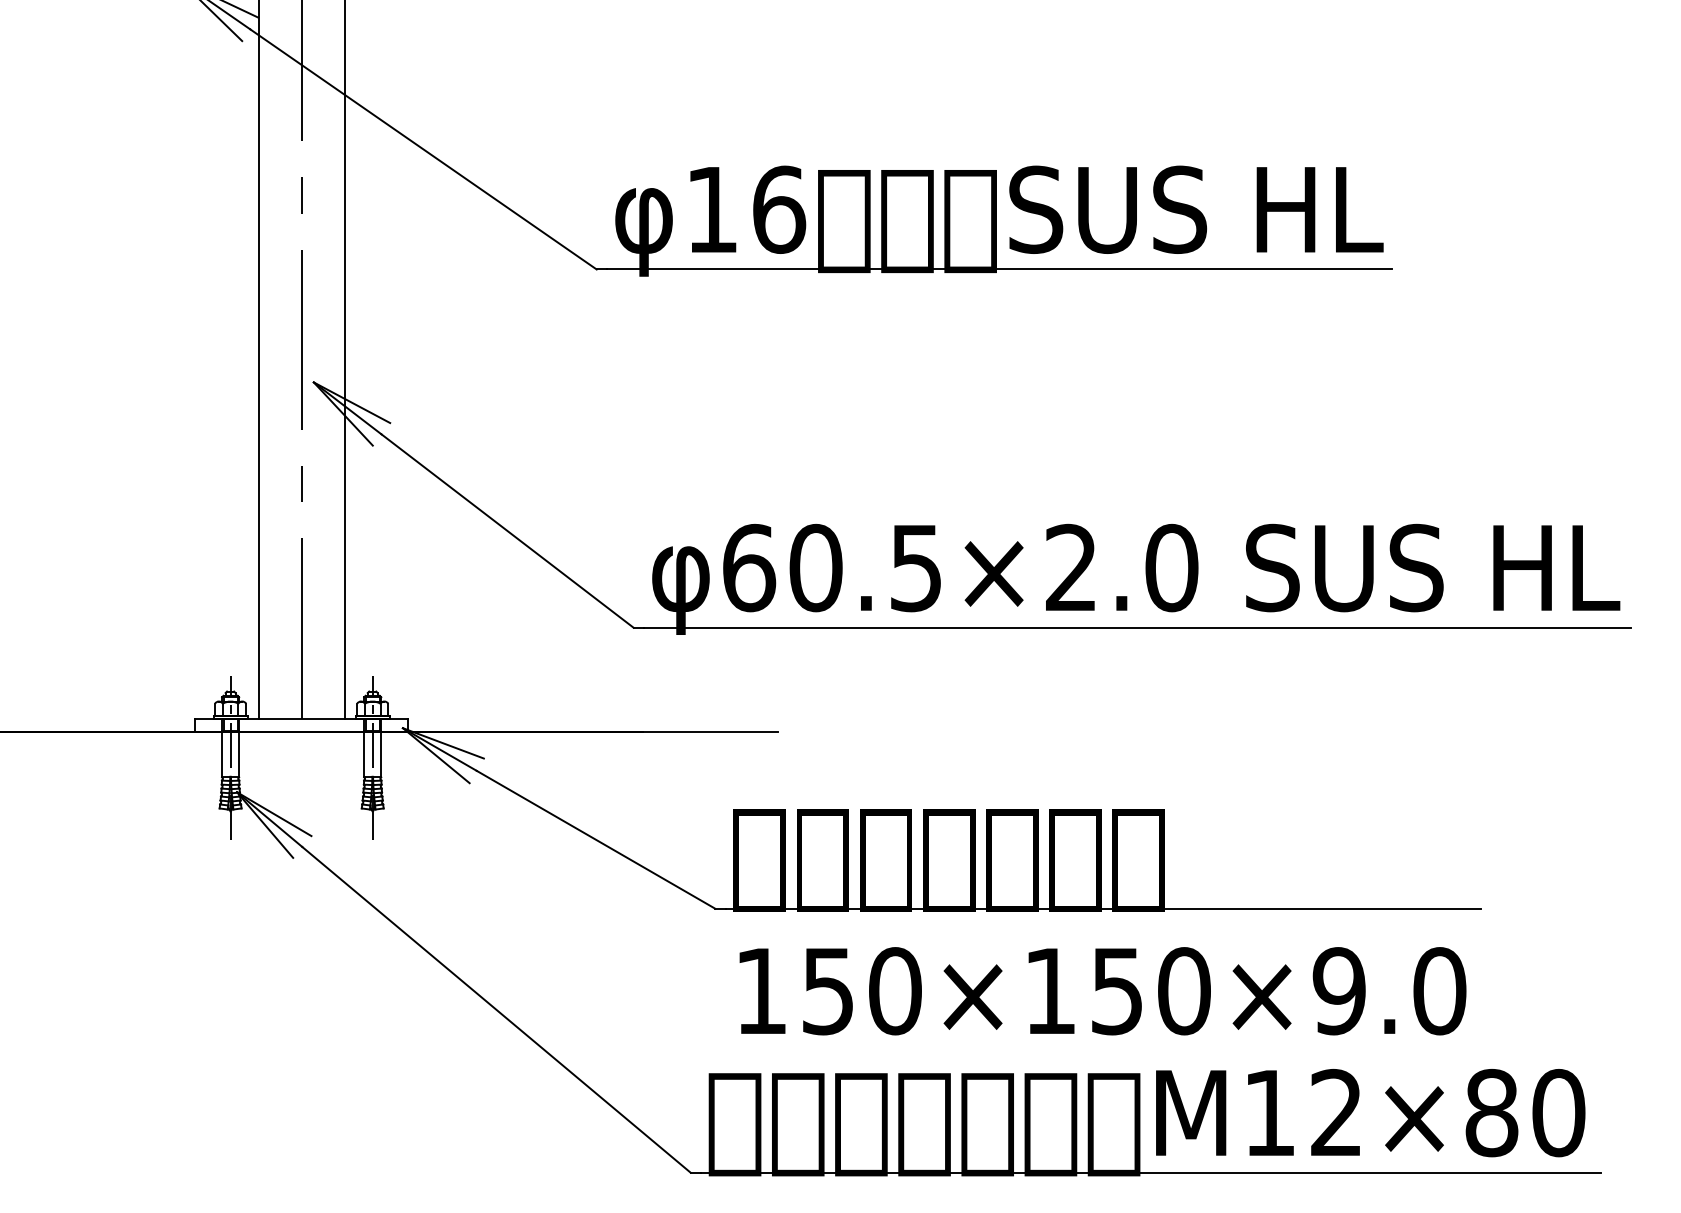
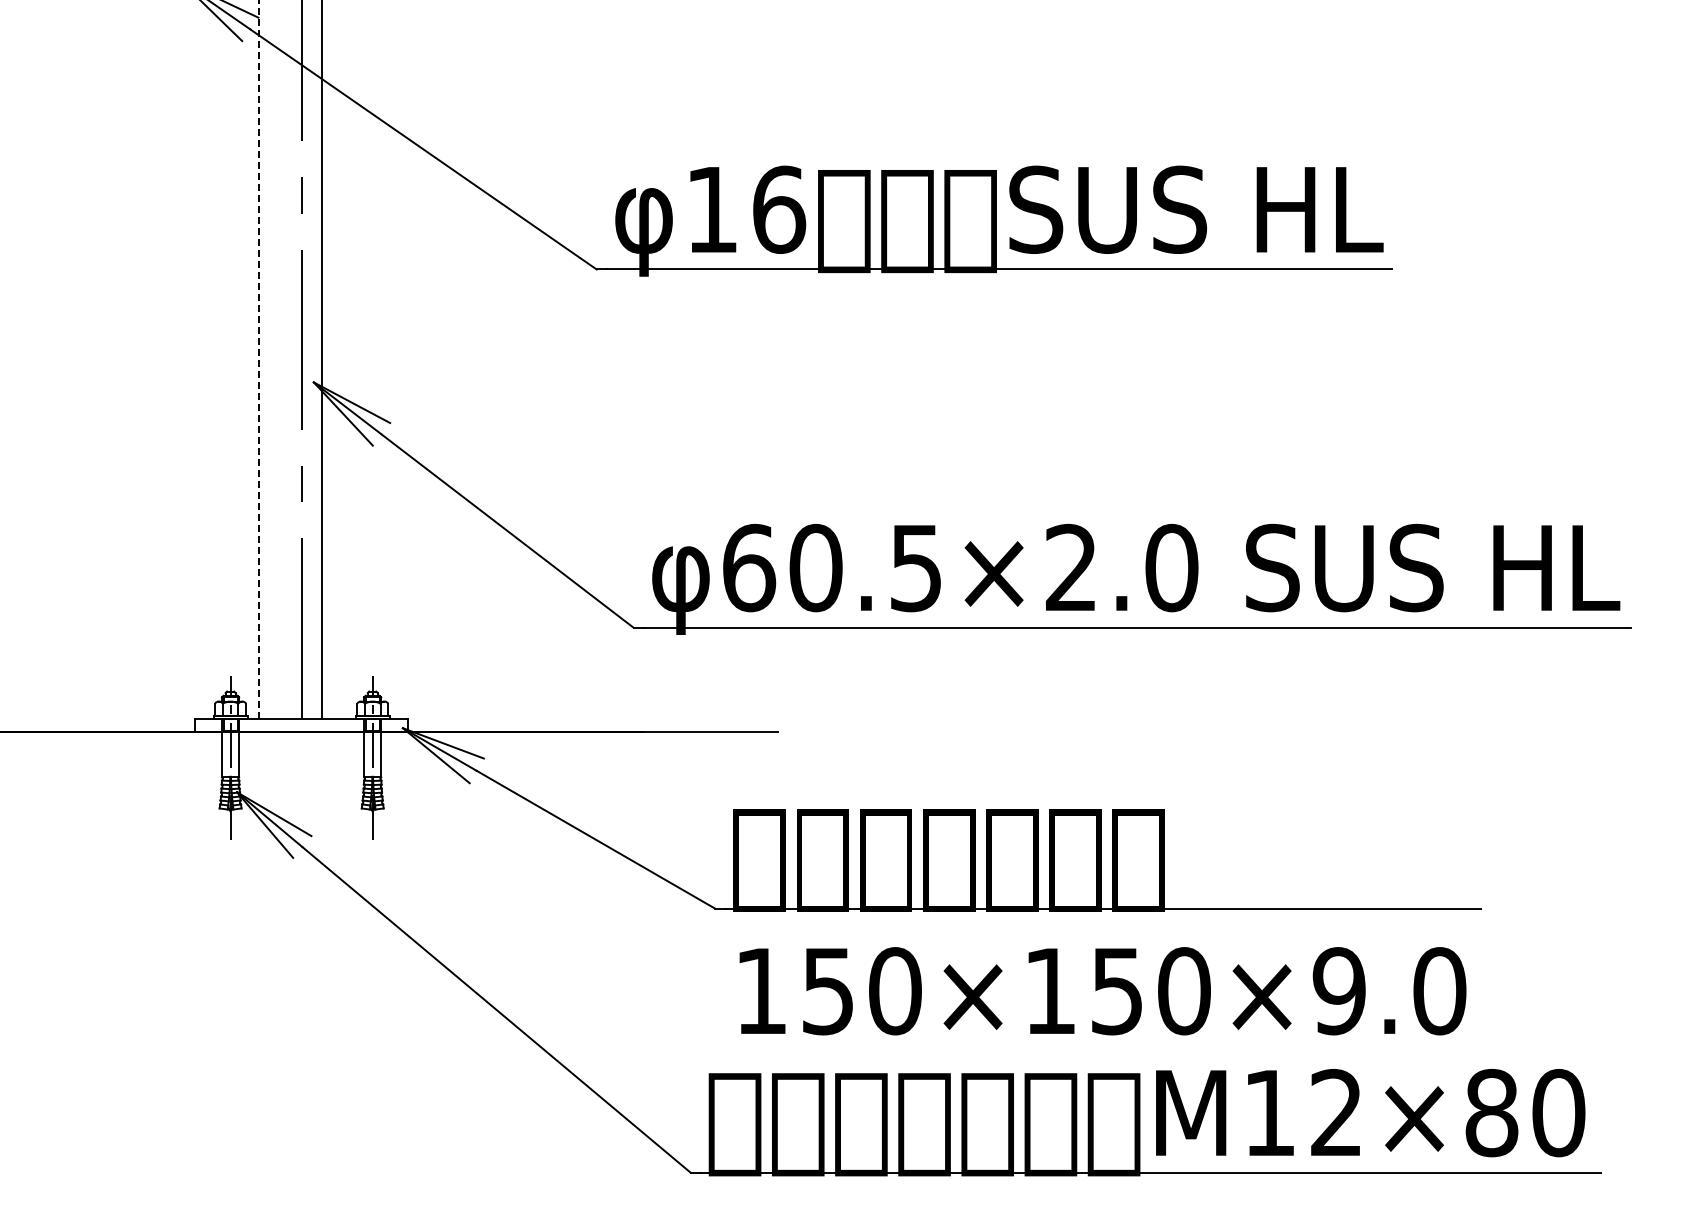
line: solid -> dashed (258, 360)
line position: (344, 360) -> (321, 360) (321, 360)
